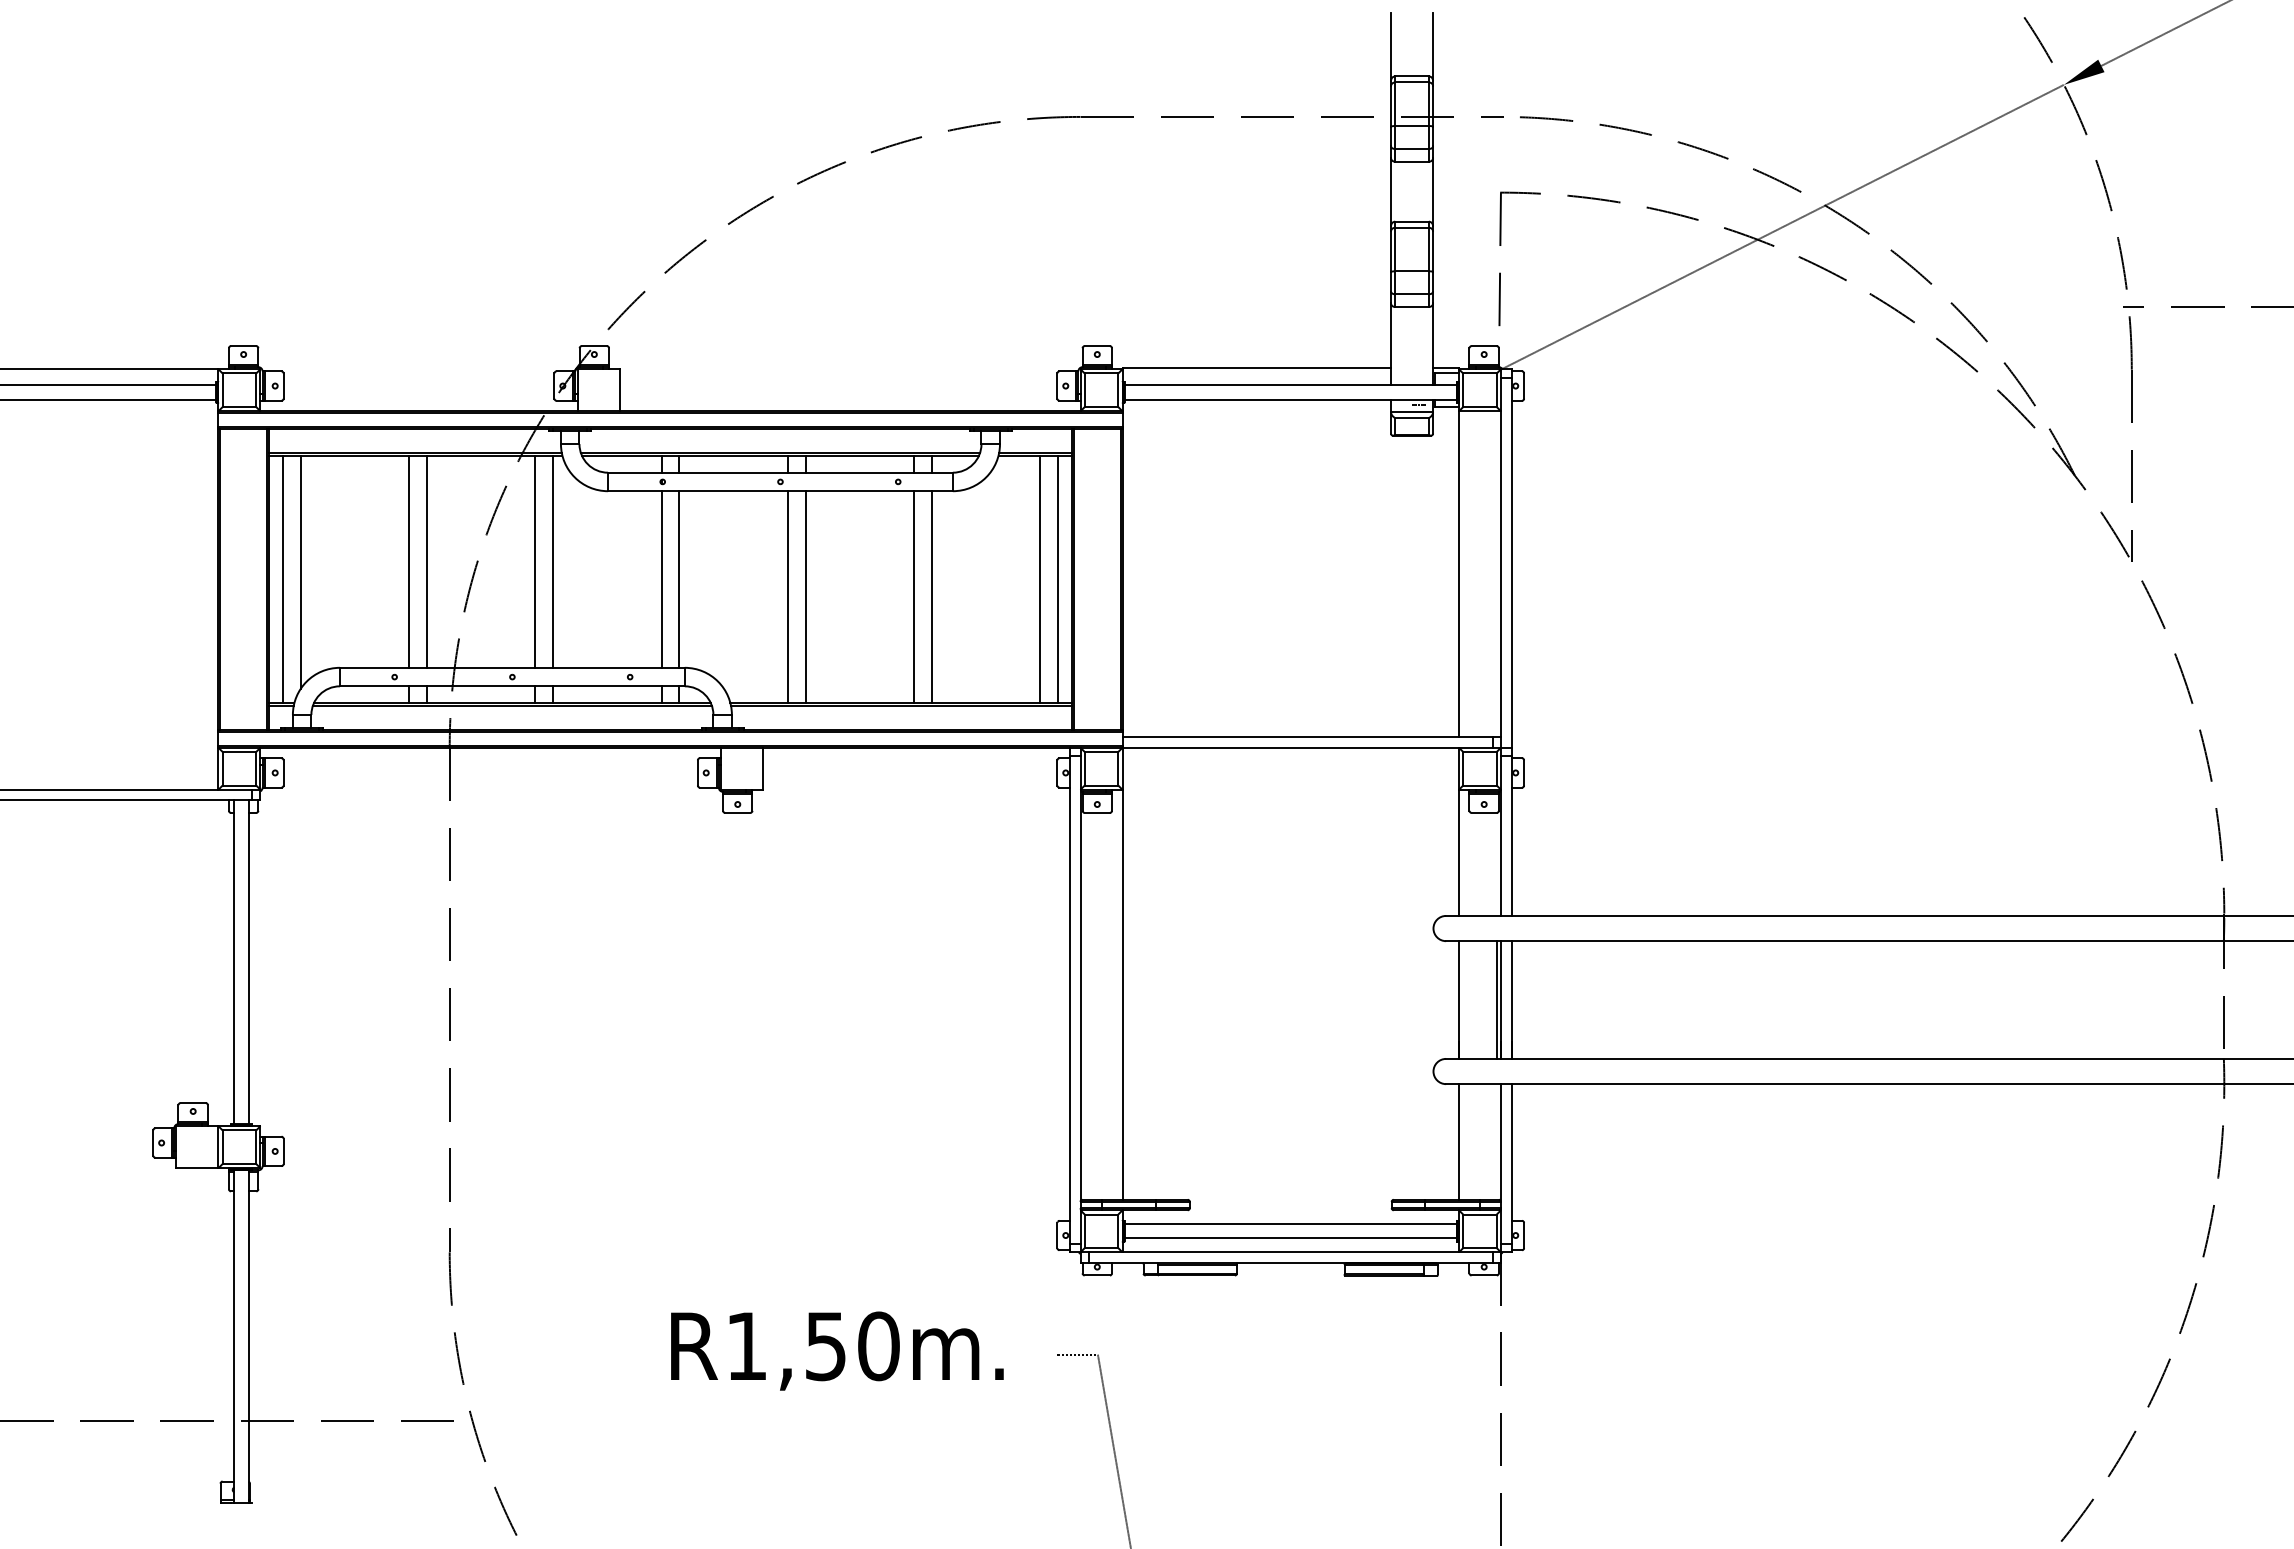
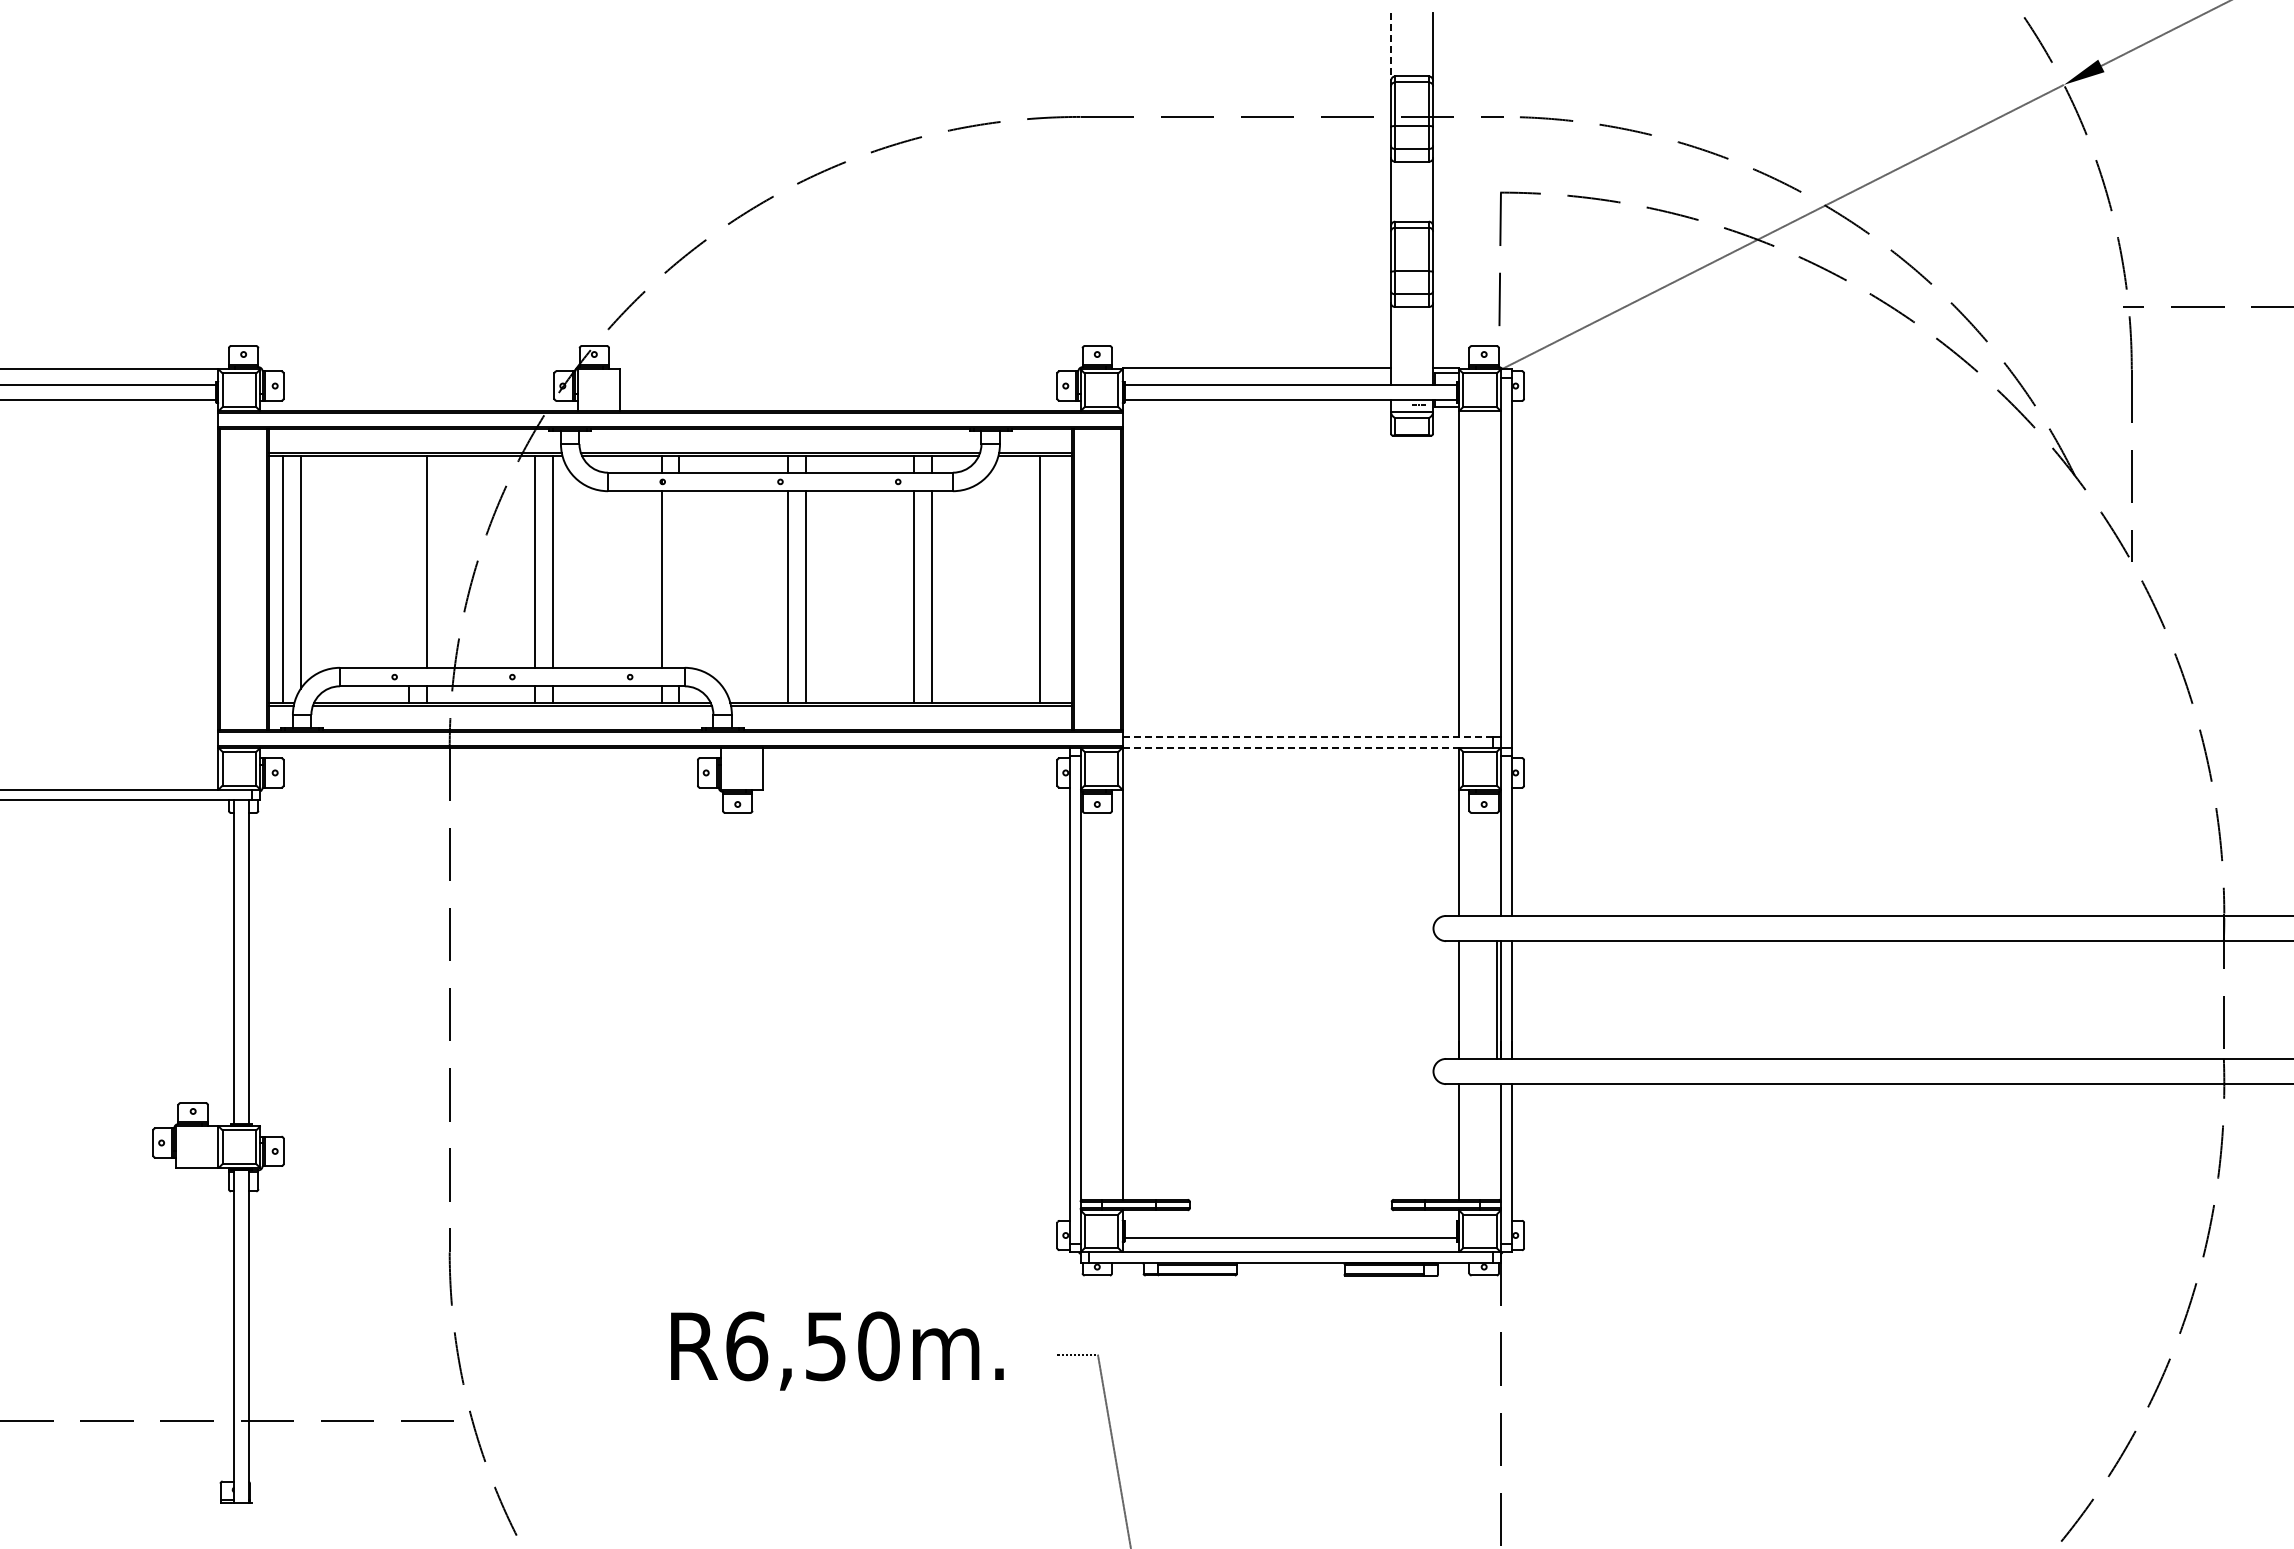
line: solid -> dashed (1391, 47)
line: present -> none (409, 561)
line: present -> none (679, 579)
line: present -> none (1057, 579)
line: solid -> dashed (1308, 737)
line: solid -> dashed (1291, 747)
line: present -> none (1290, 1224)
text: R1,50m. -> R6,50m. (747, 1346)
